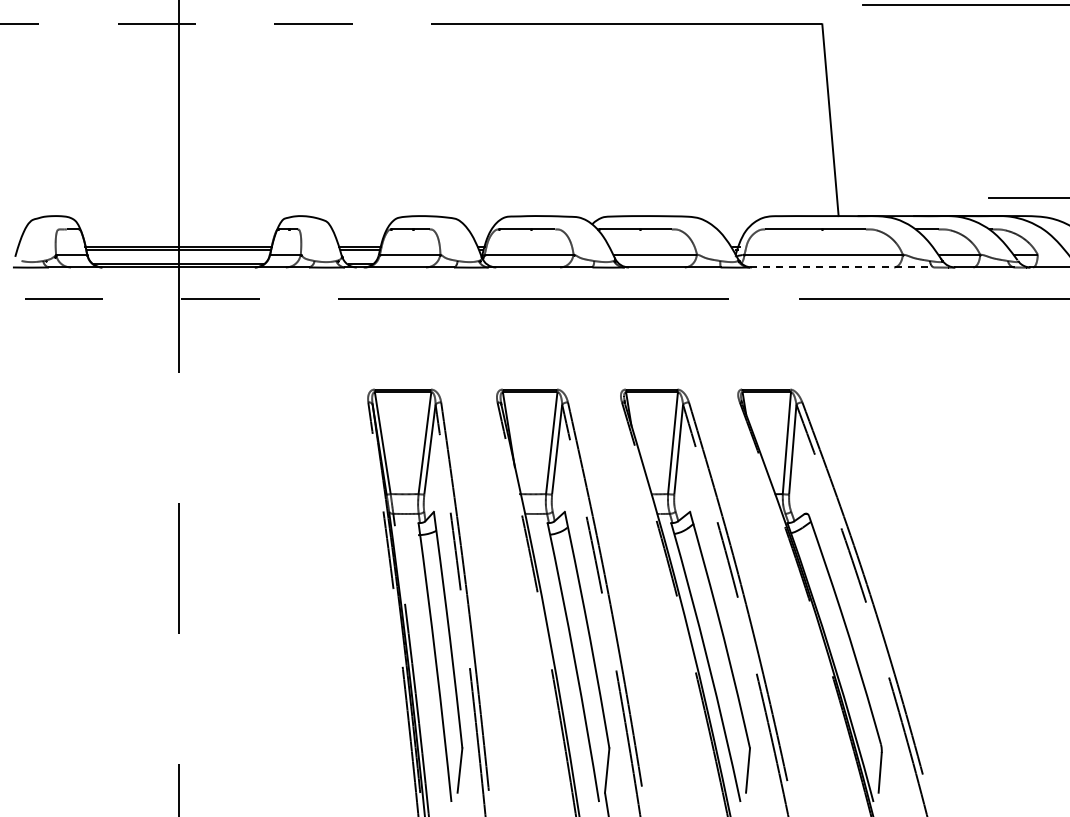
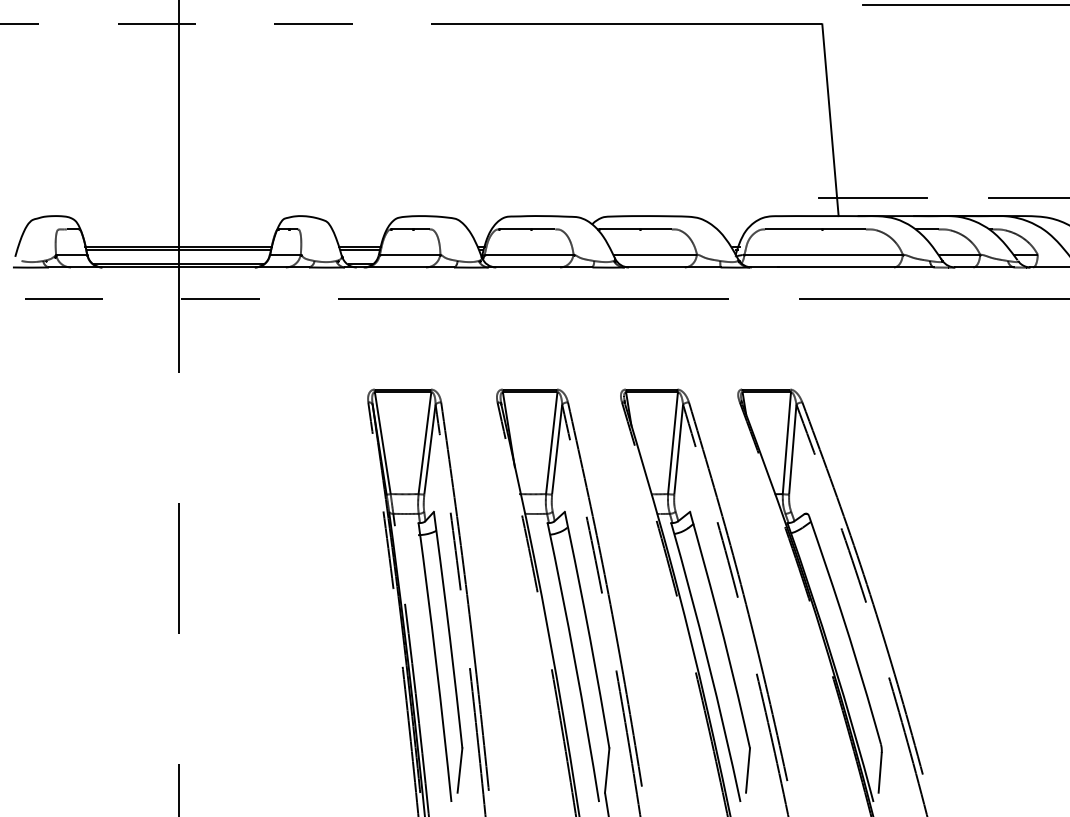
line: none -> present (873, 197)
line: dashed -> solid (841, 267)
